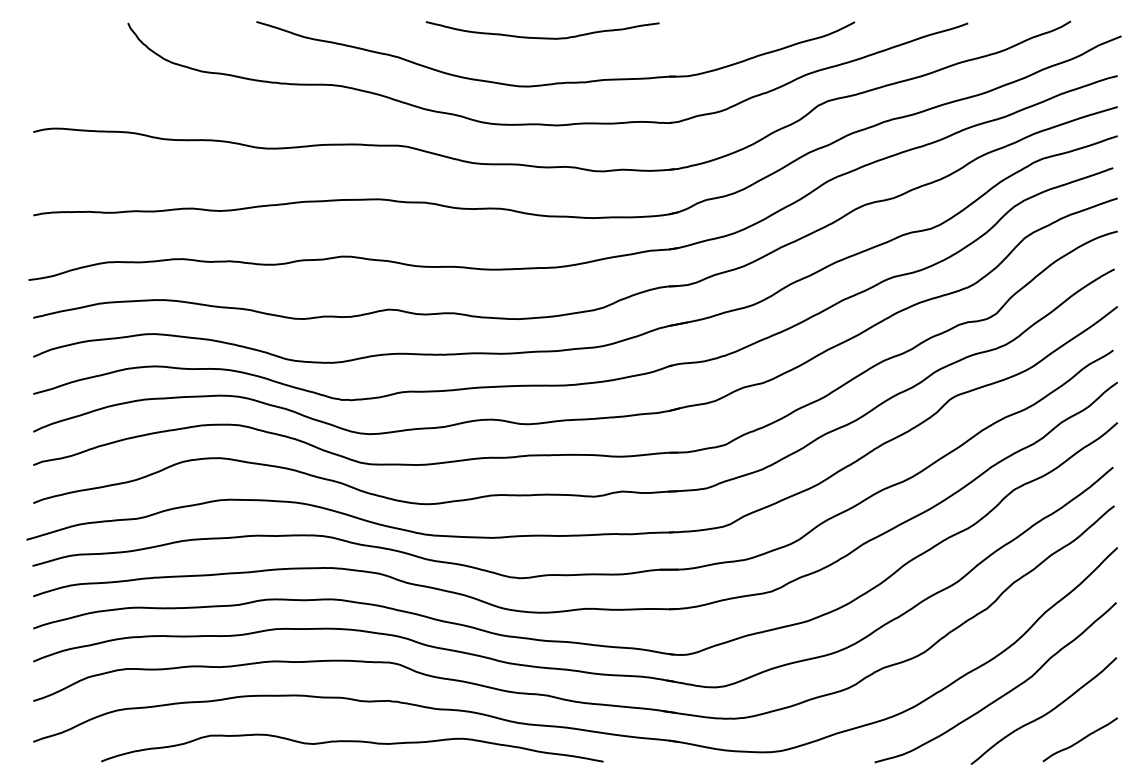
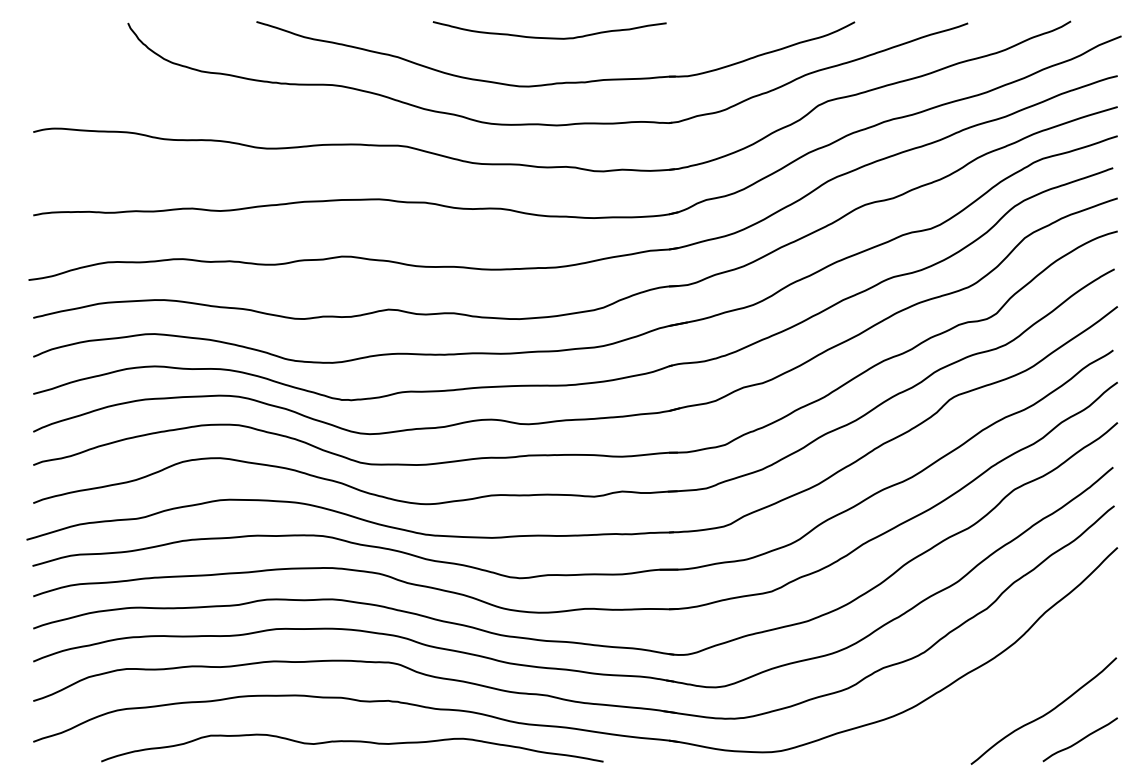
curve position: (542, 37) -> (549, 37) (549, 37)
curve: present -> none (1004, 693)
